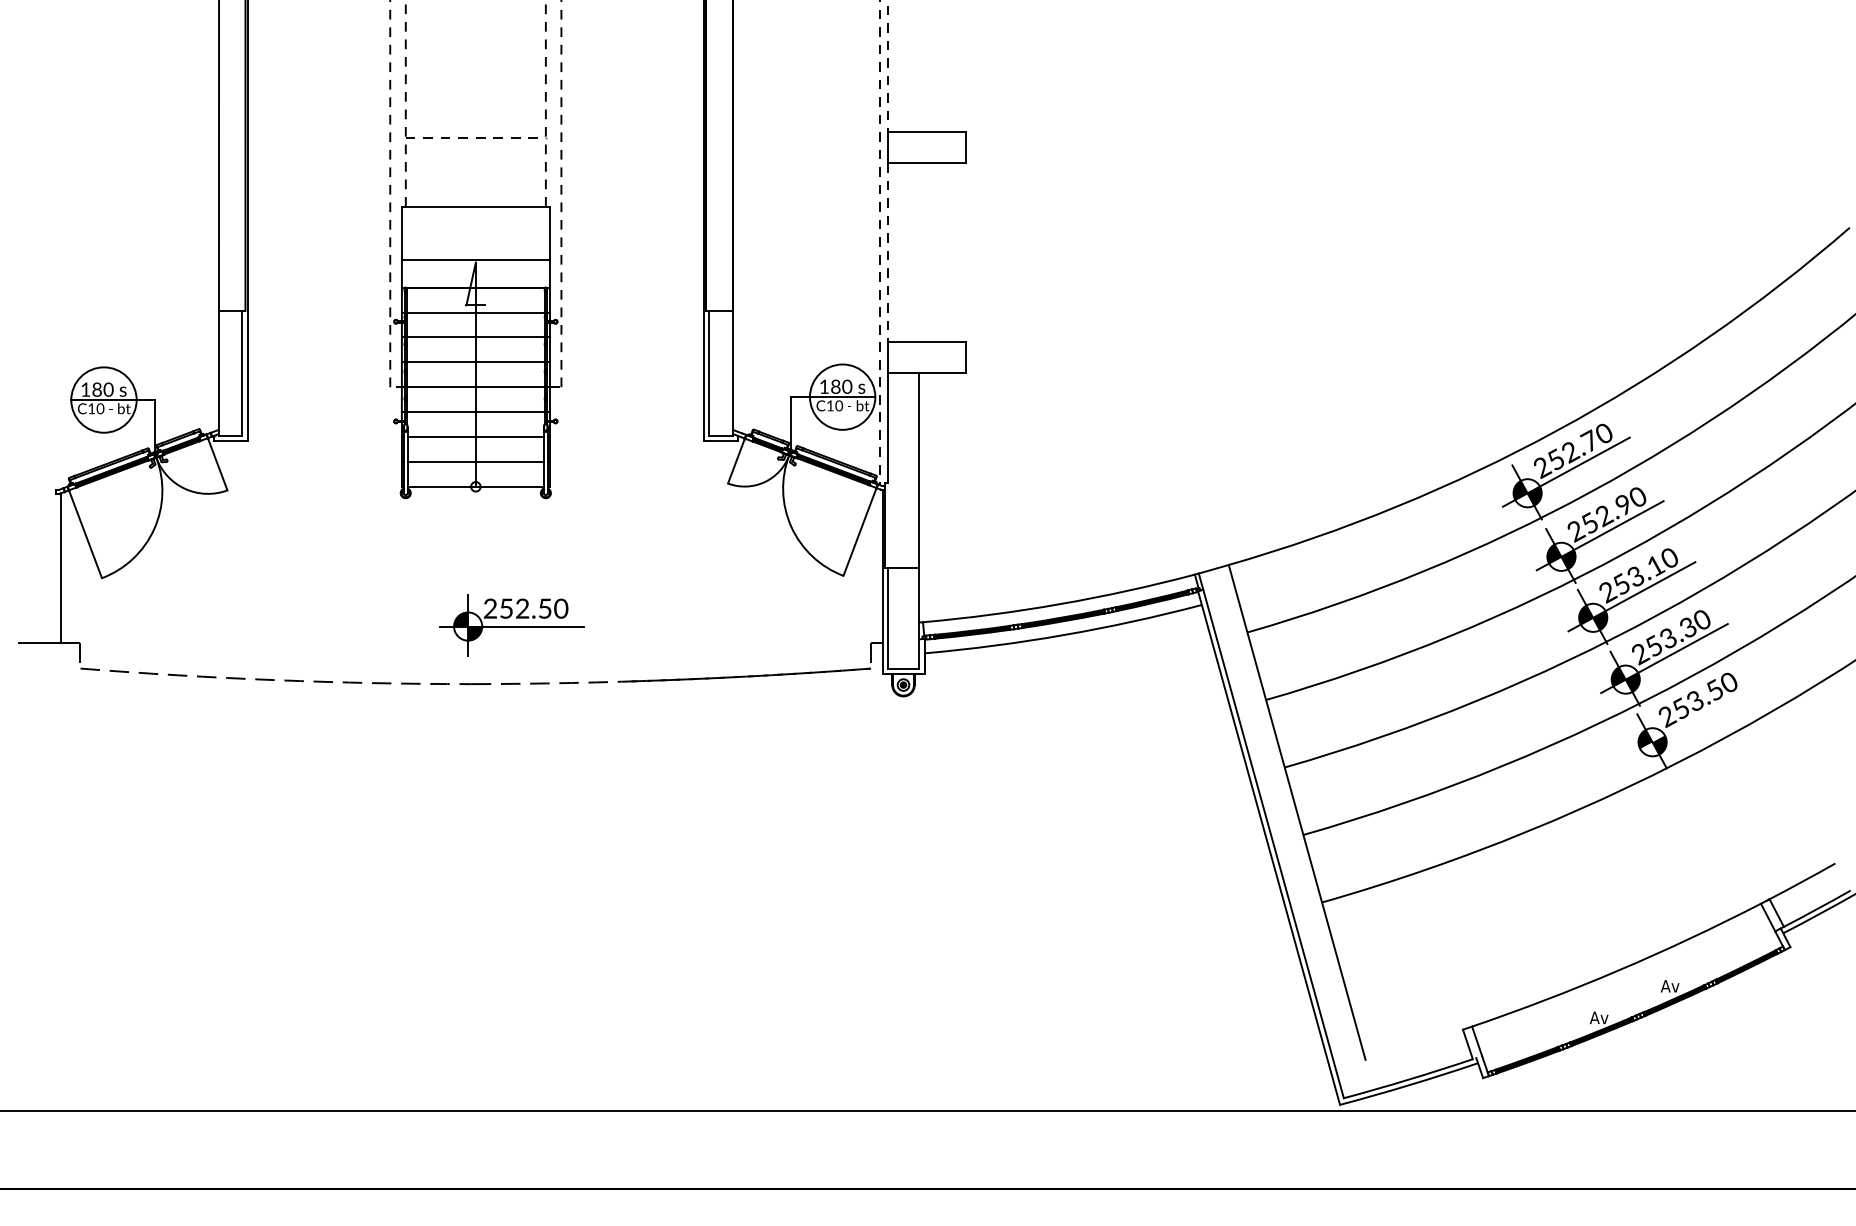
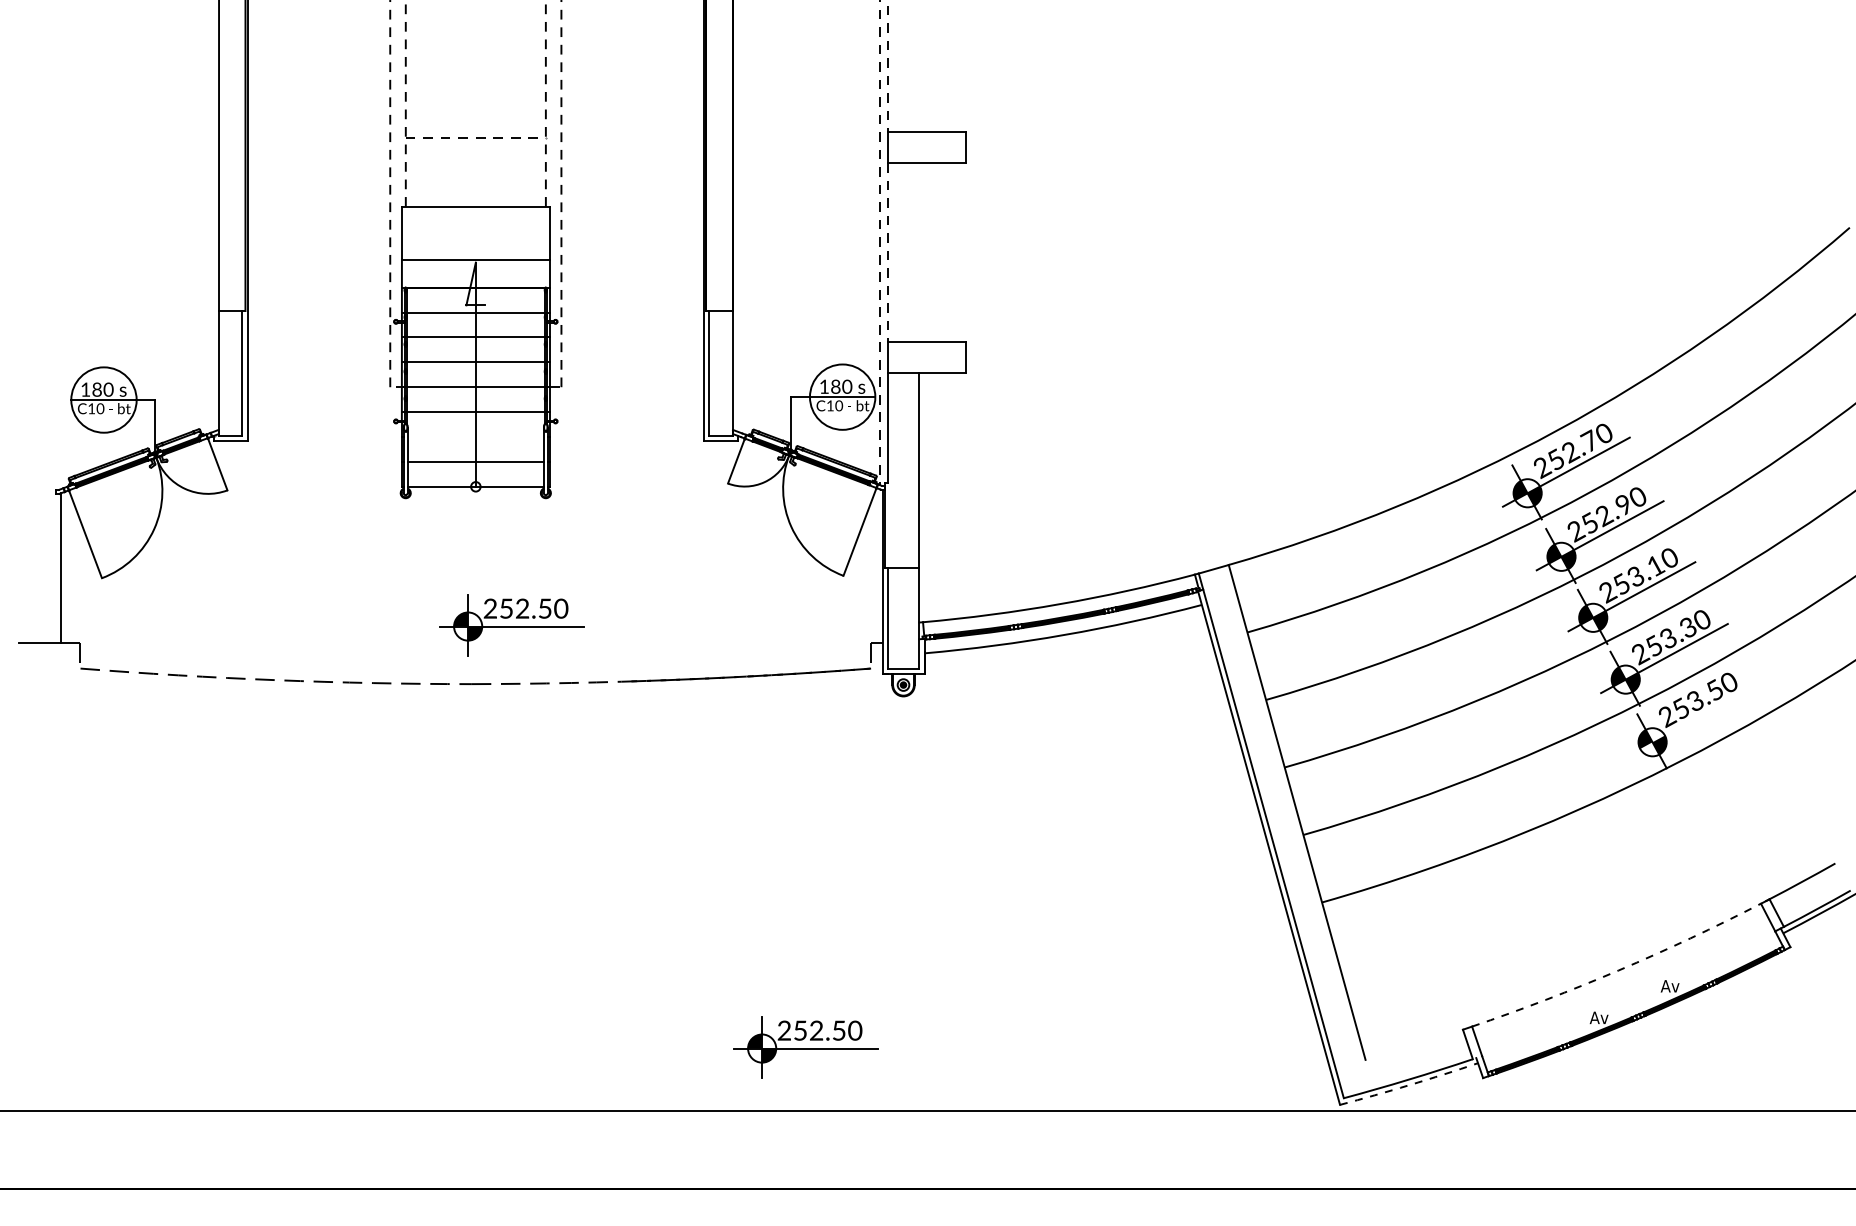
line: present -> none (475, 437)
arc: solid -> dashed (1618, 970)
part: none -> present (805, 1047)
arc: solid -> dashed (1409, 1085)
